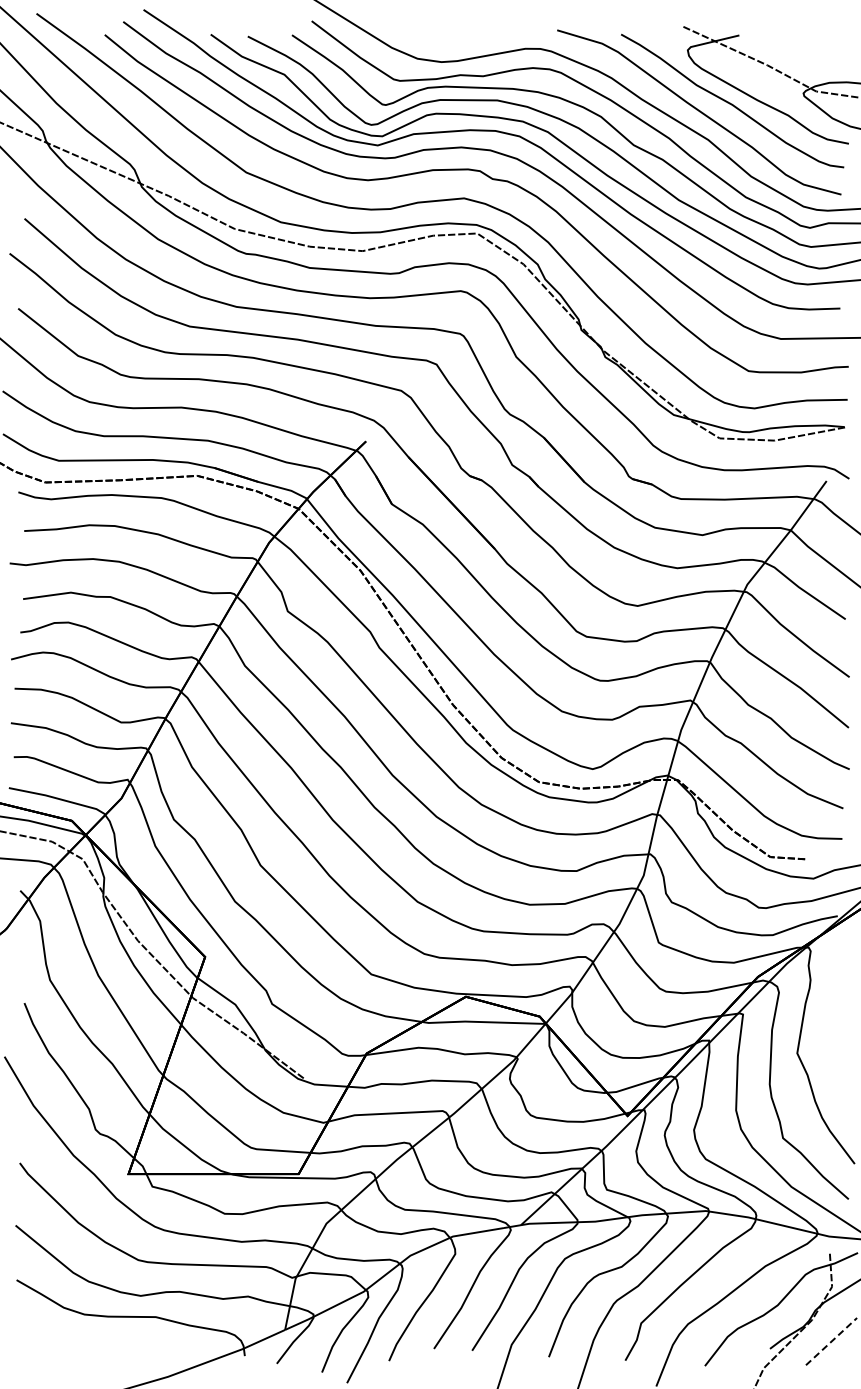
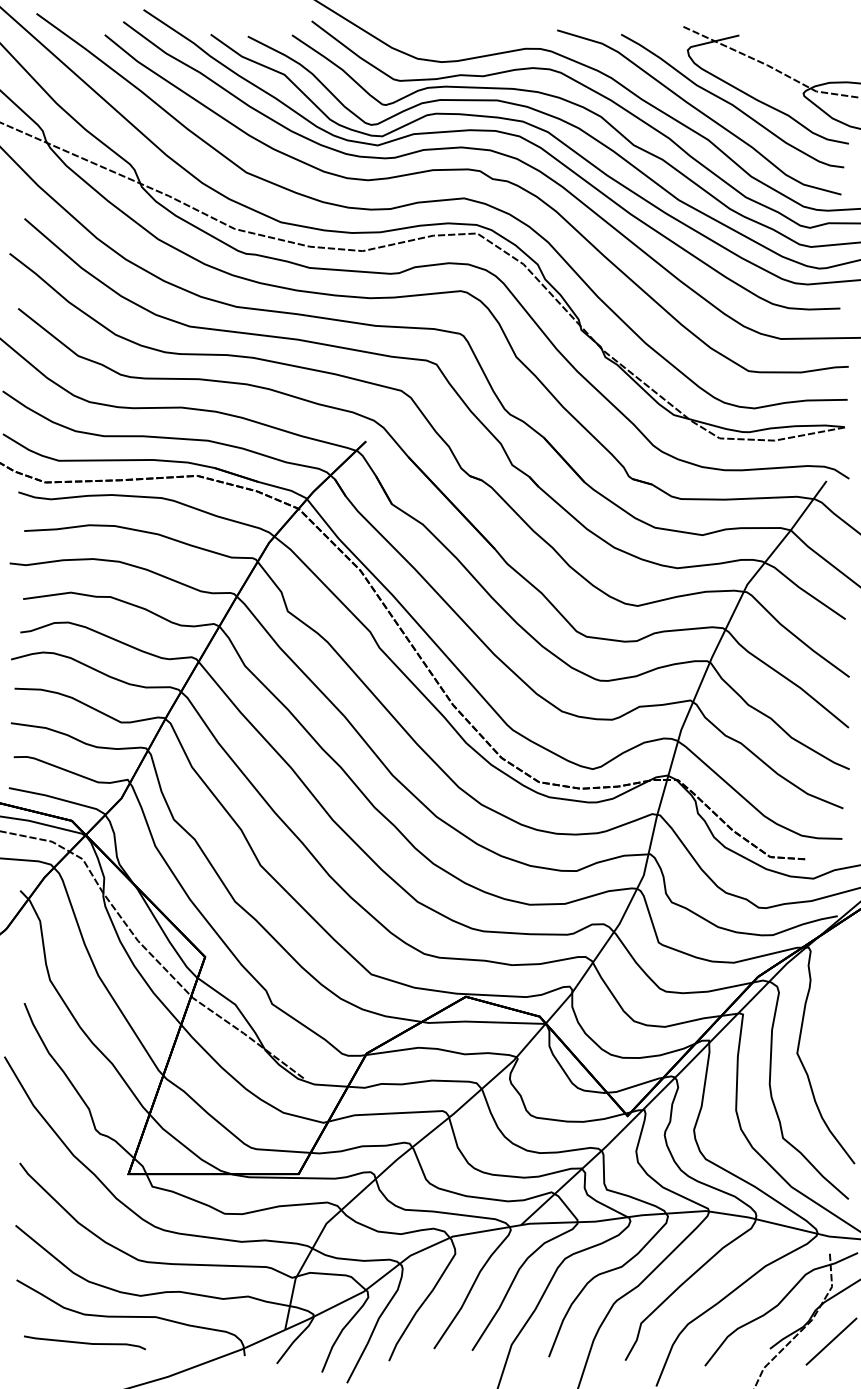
line: dashed -> solid (831, 1341)
curve: none -> present (84, 1342)
